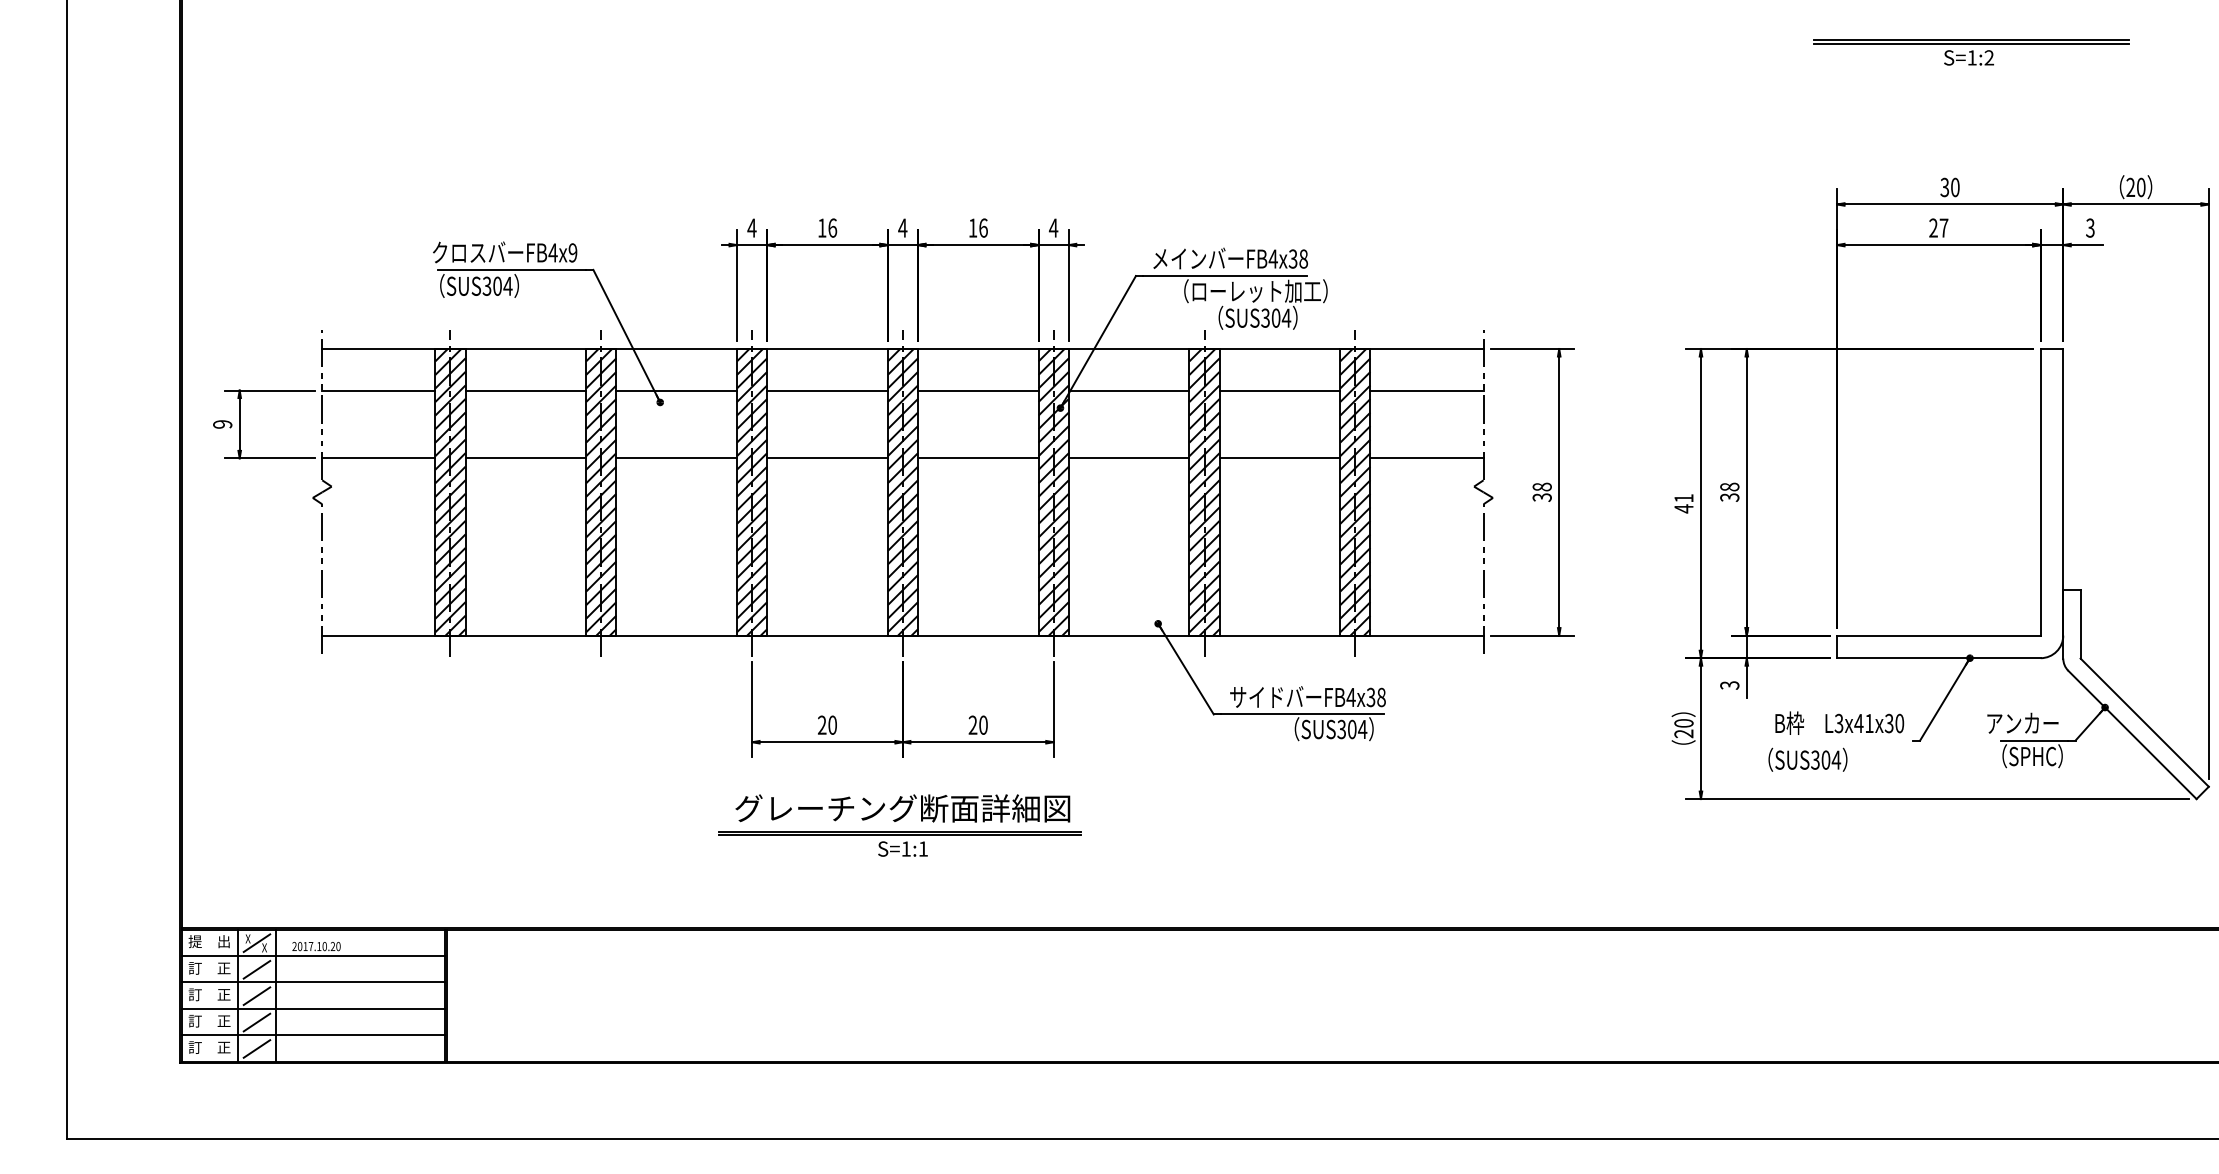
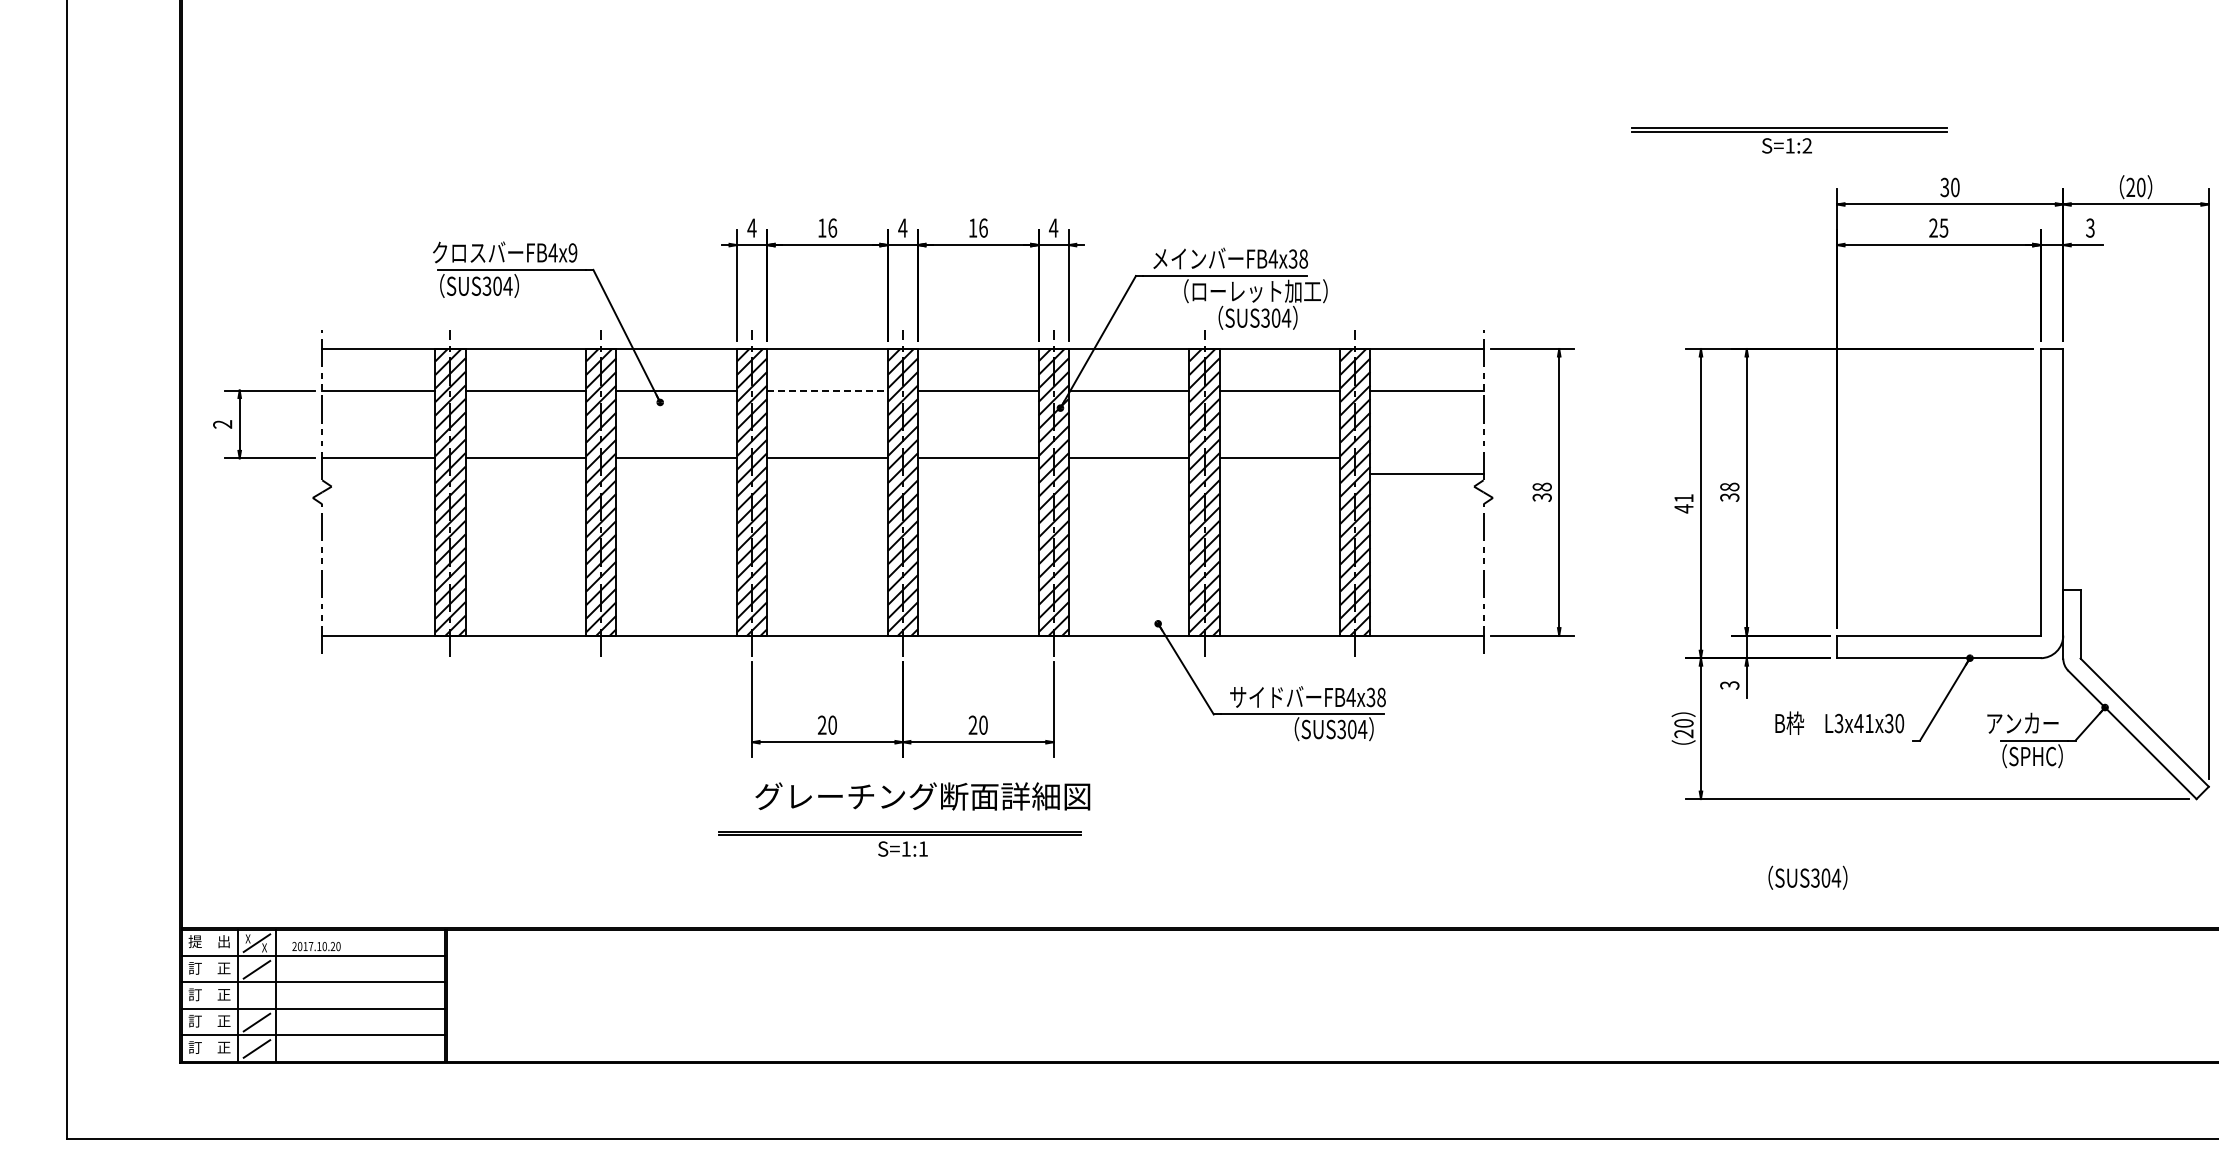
part position: (1971, 52) -> (1789, 140) (1789, 140)
text: 27 -> 25 (1943, 227)
line: solid -> dashed (828, 390)
text: 9 -> 2 (222, 424)
line position: (1426, 458) -> (1426, 474) (1426, 474)
text position: (1807, 759) -> (1807, 877) (1807, 877)
text position: (902, 808) -> (922, 796) (922, 796)
line: present -> none (256, 995)
